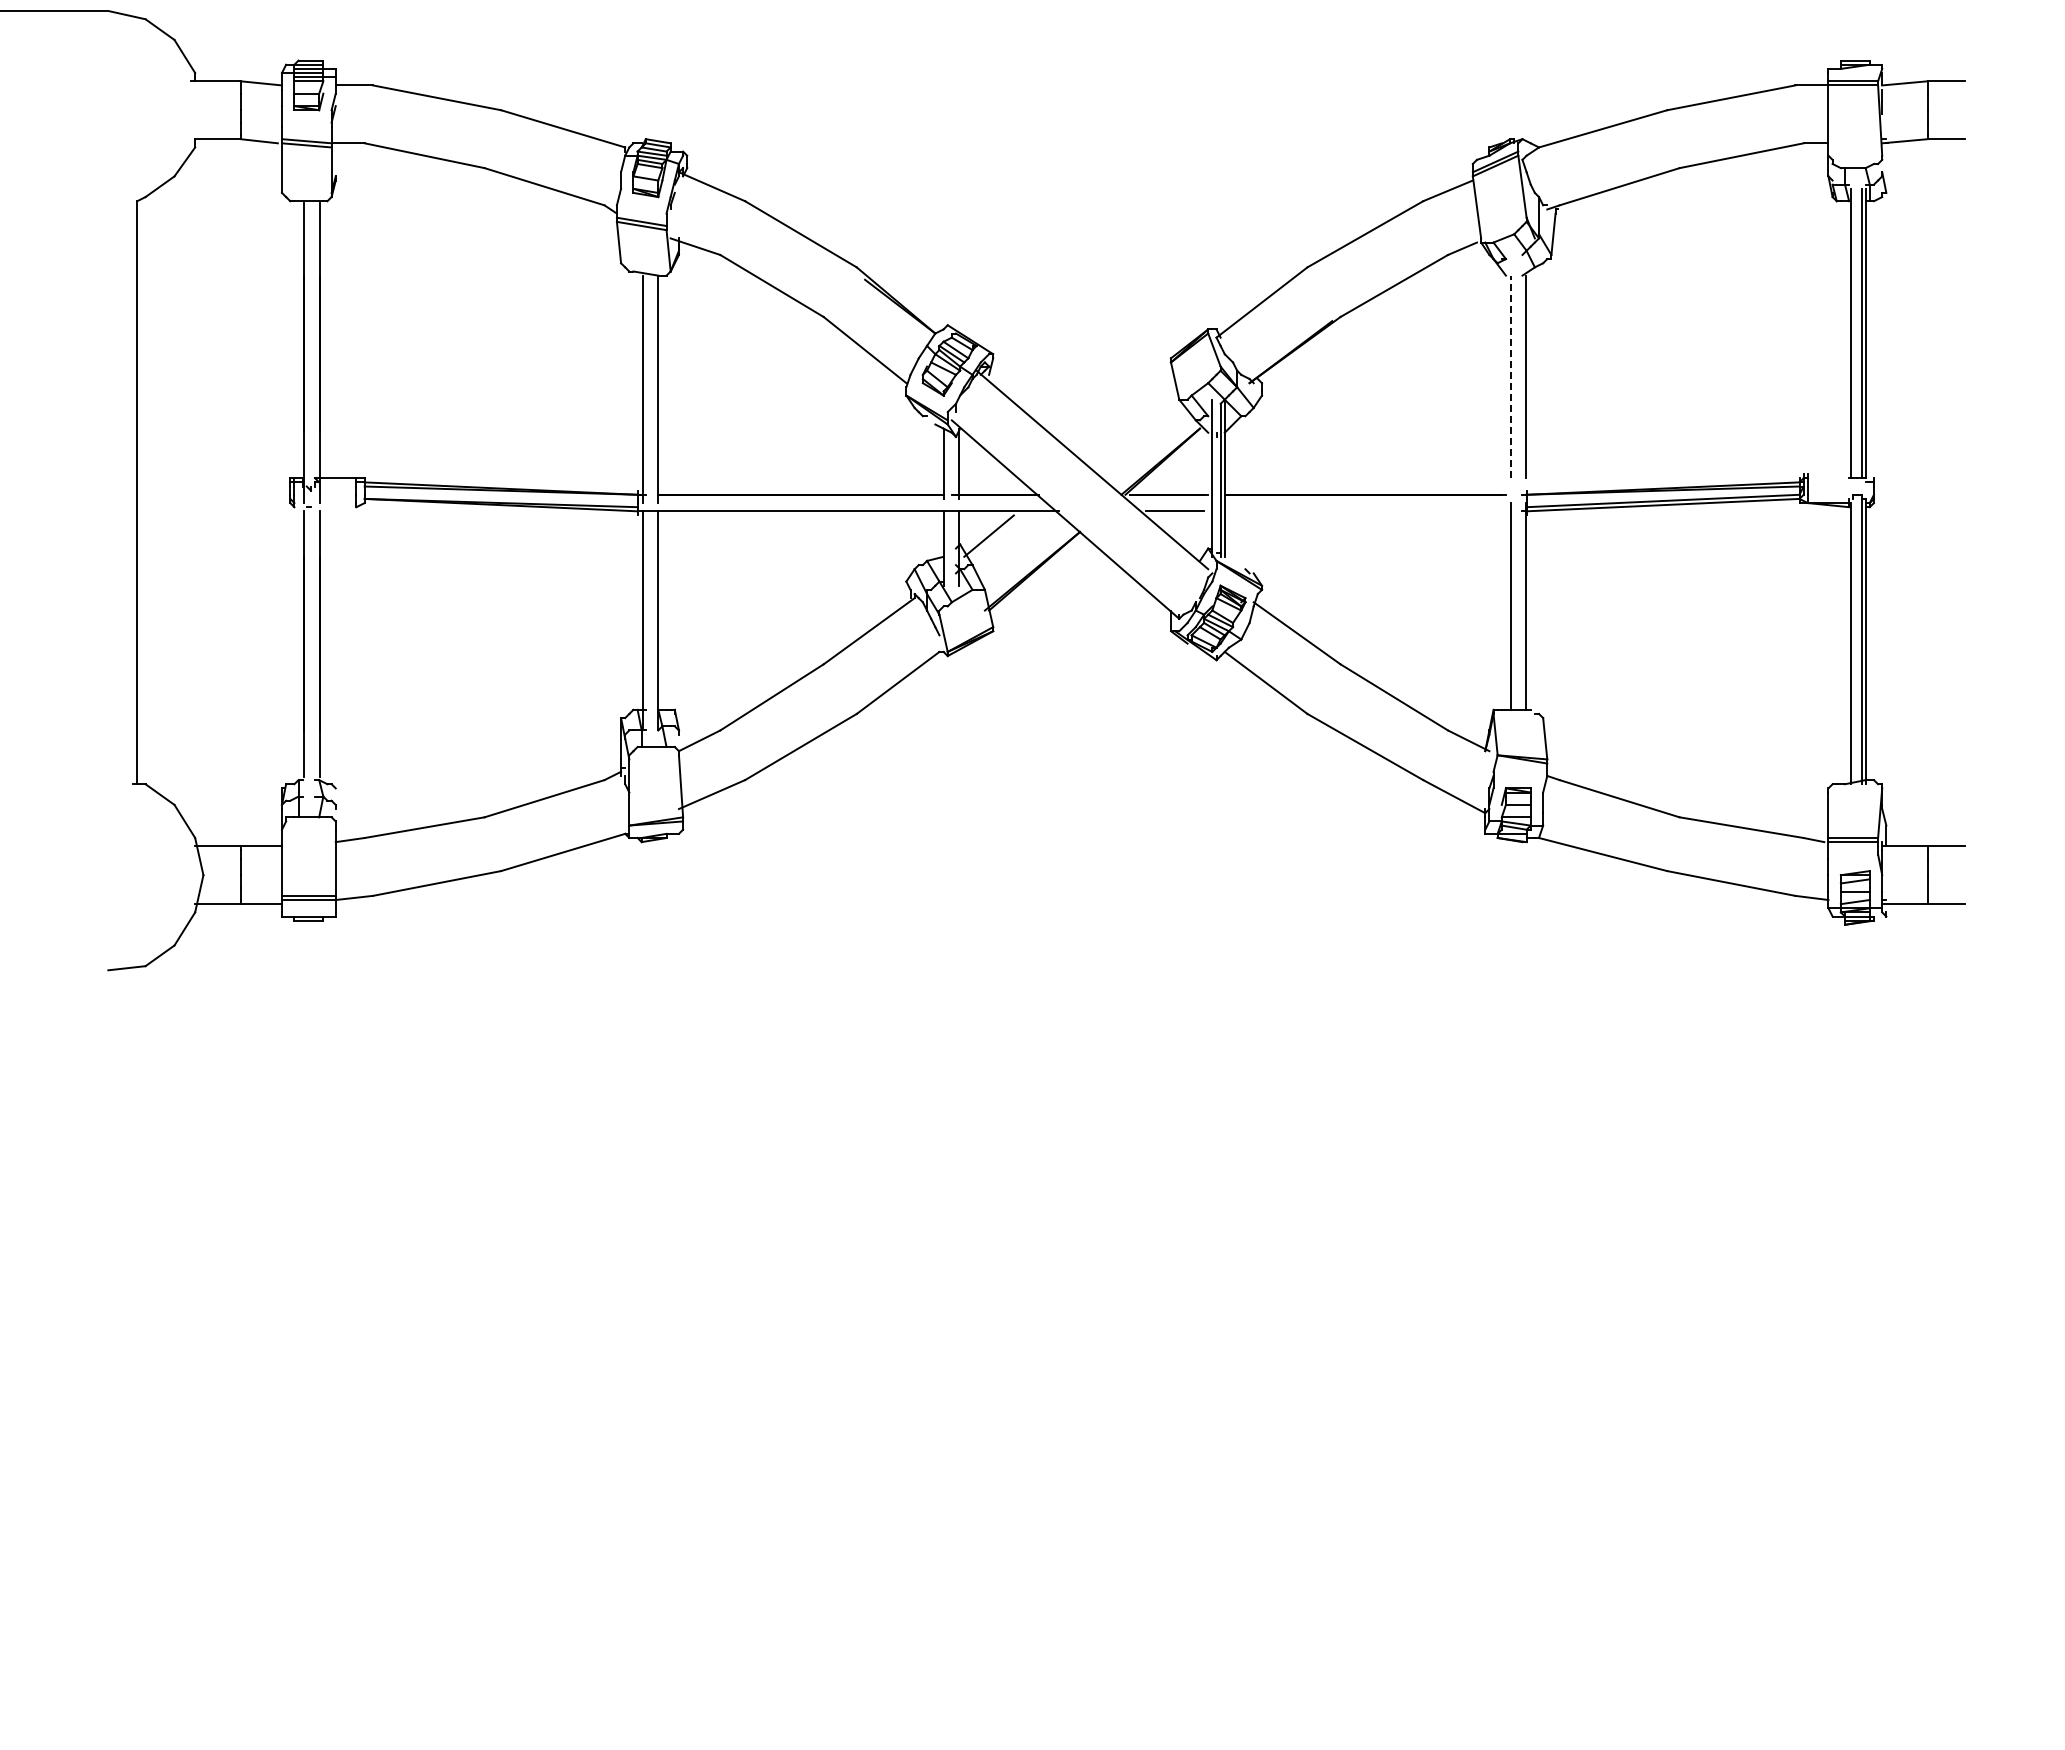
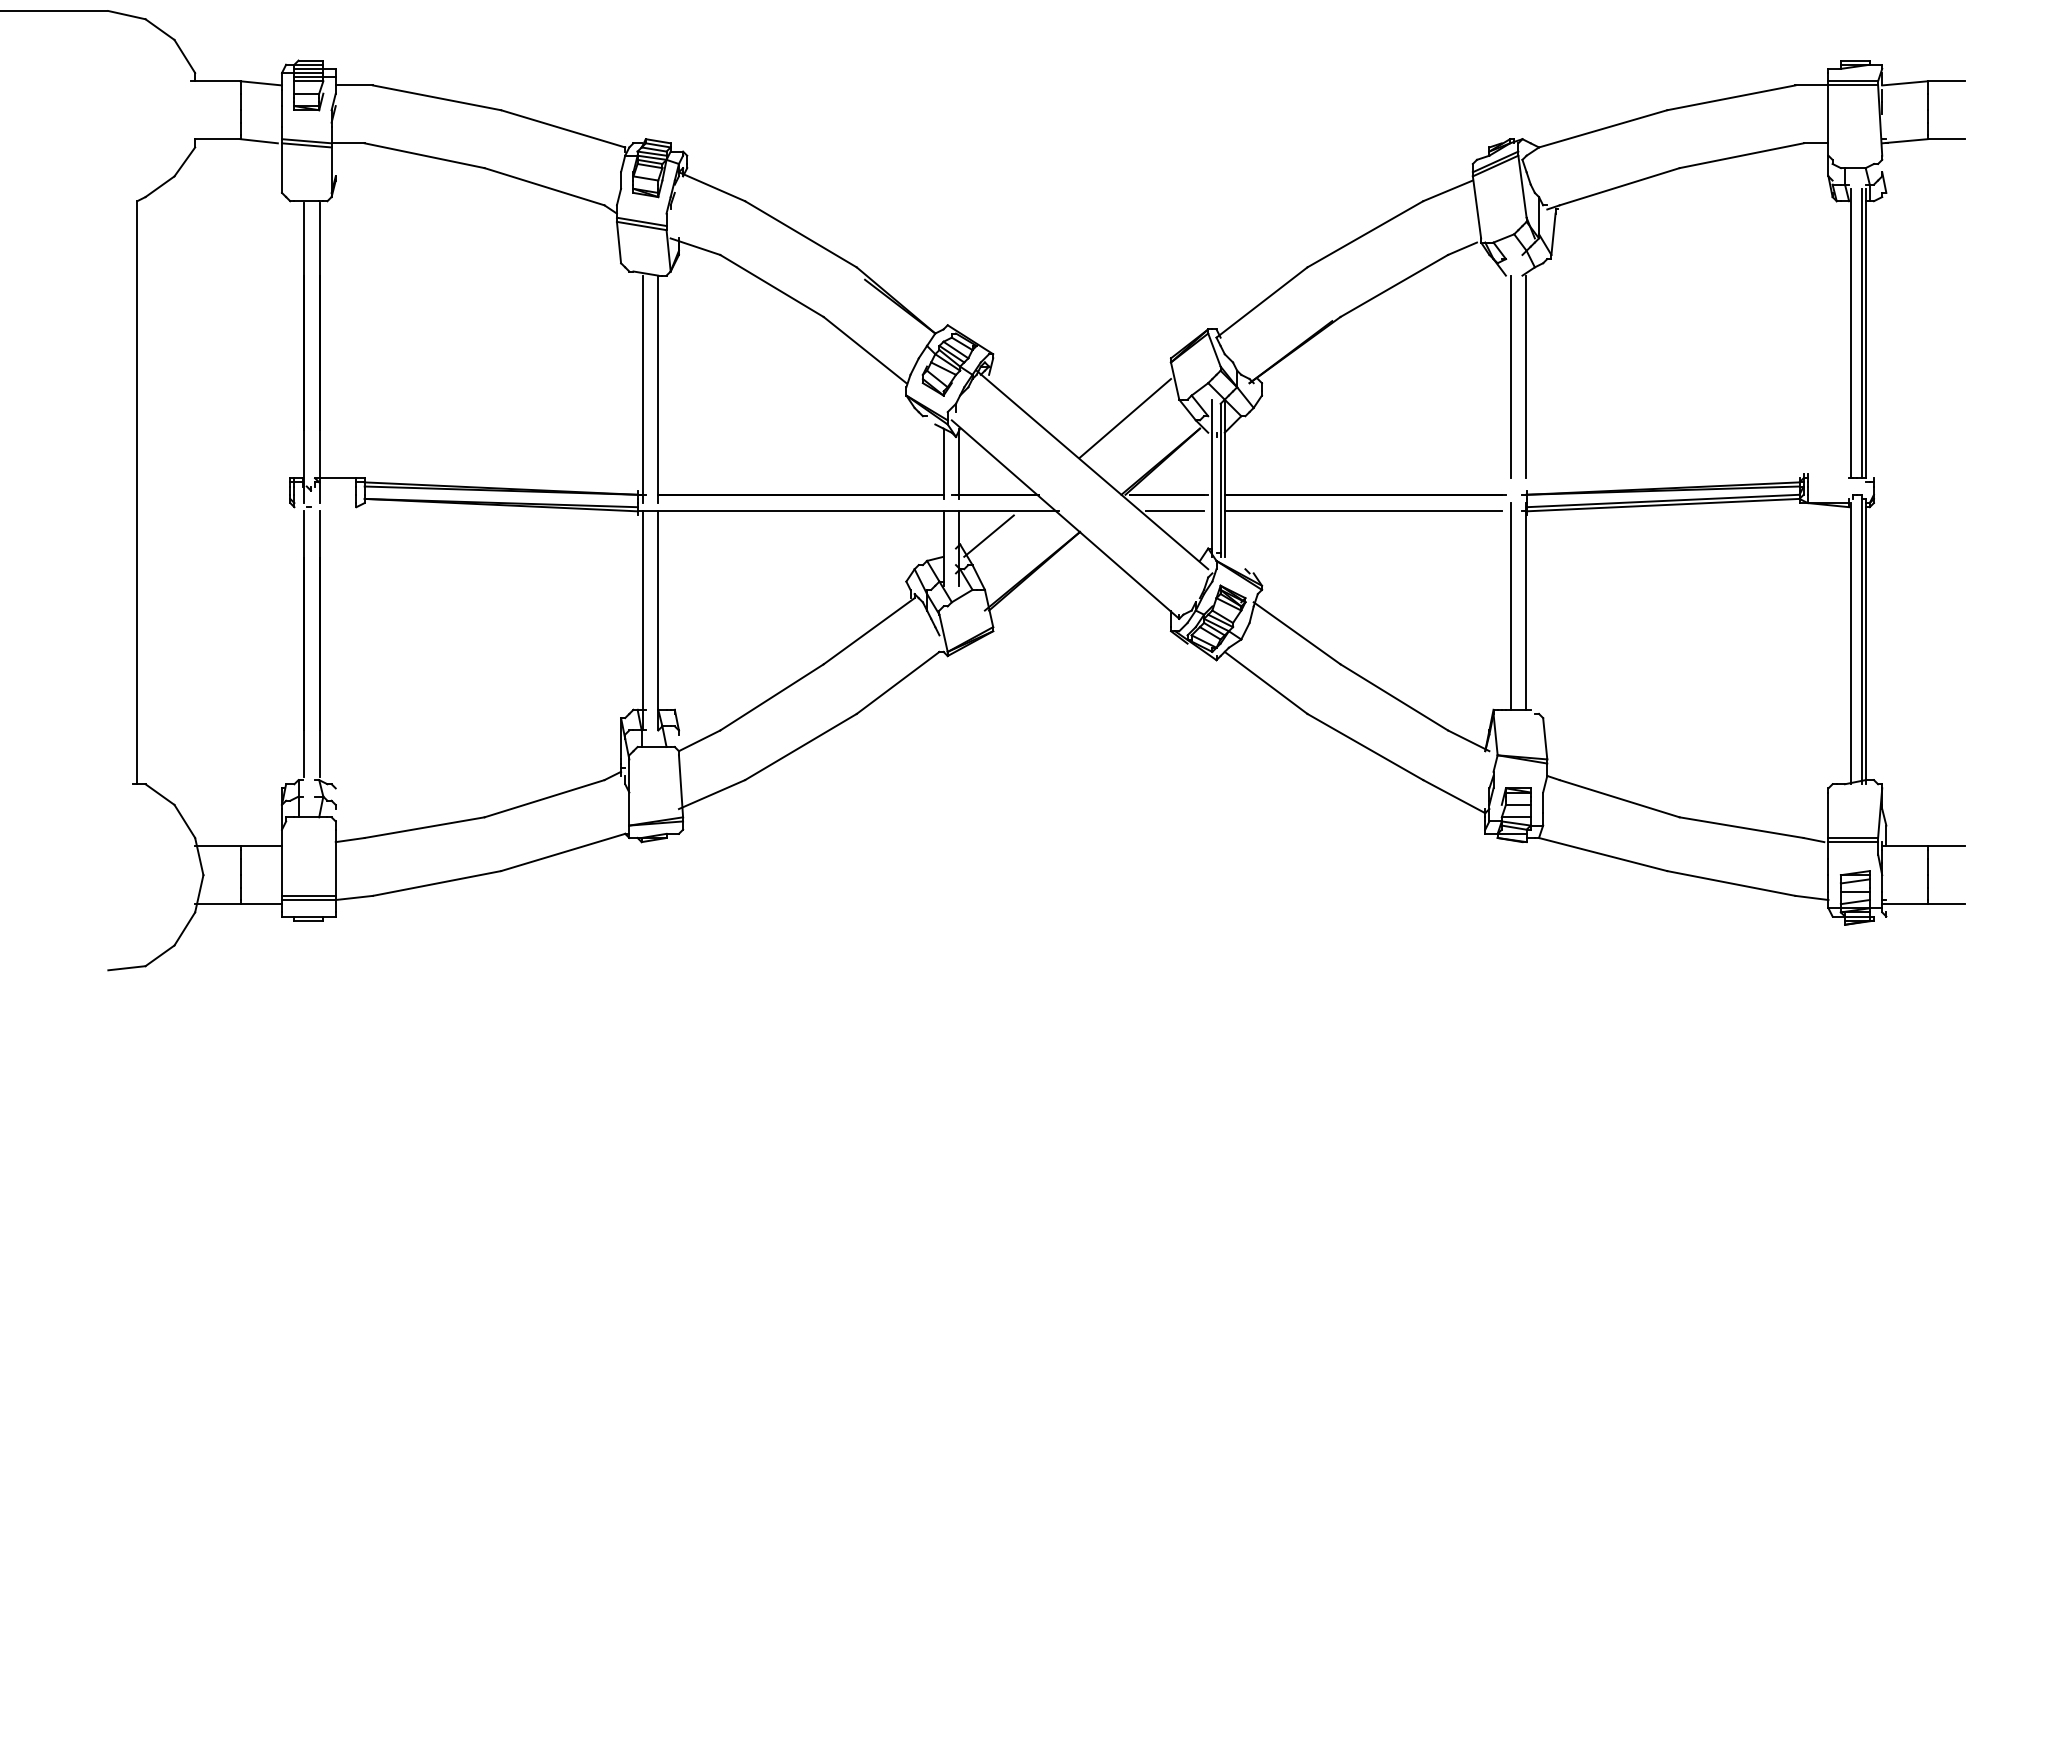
line: dashed -> solid (1510, 376)
line: none -> present (1125, 418)
line: none -> present (1362, 511)
